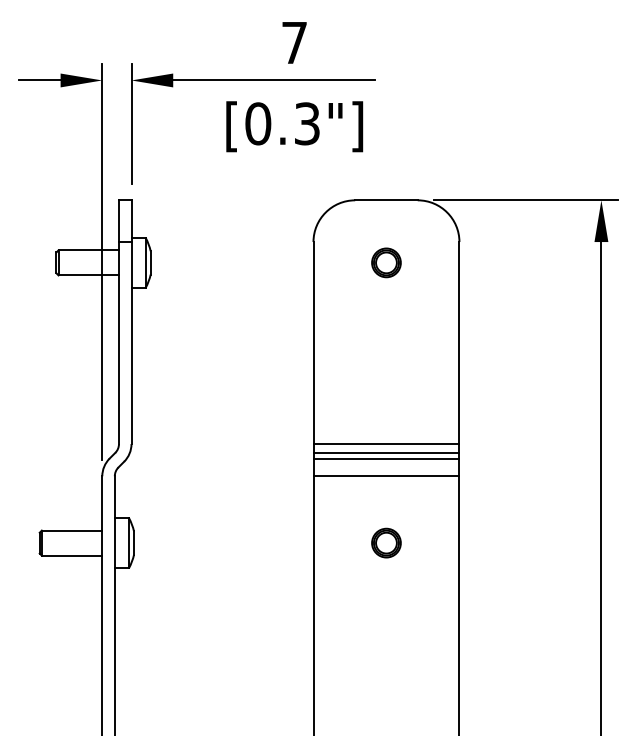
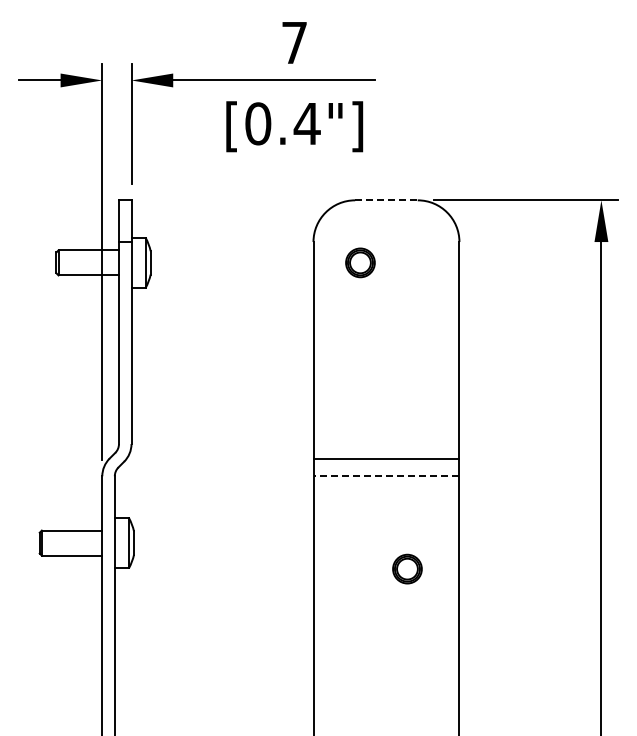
text: [0.3"] -> [0.4"] (306, 123)
line: solid -> dashed (386, 200)
part position: (386, 262) -> (360, 262) (360, 262)
line: present -> none (386, 444)
line: present -> none (386, 452)
line: solid -> dashed (386, 476)
part position: (386, 542) -> (407, 568) (407, 568)
